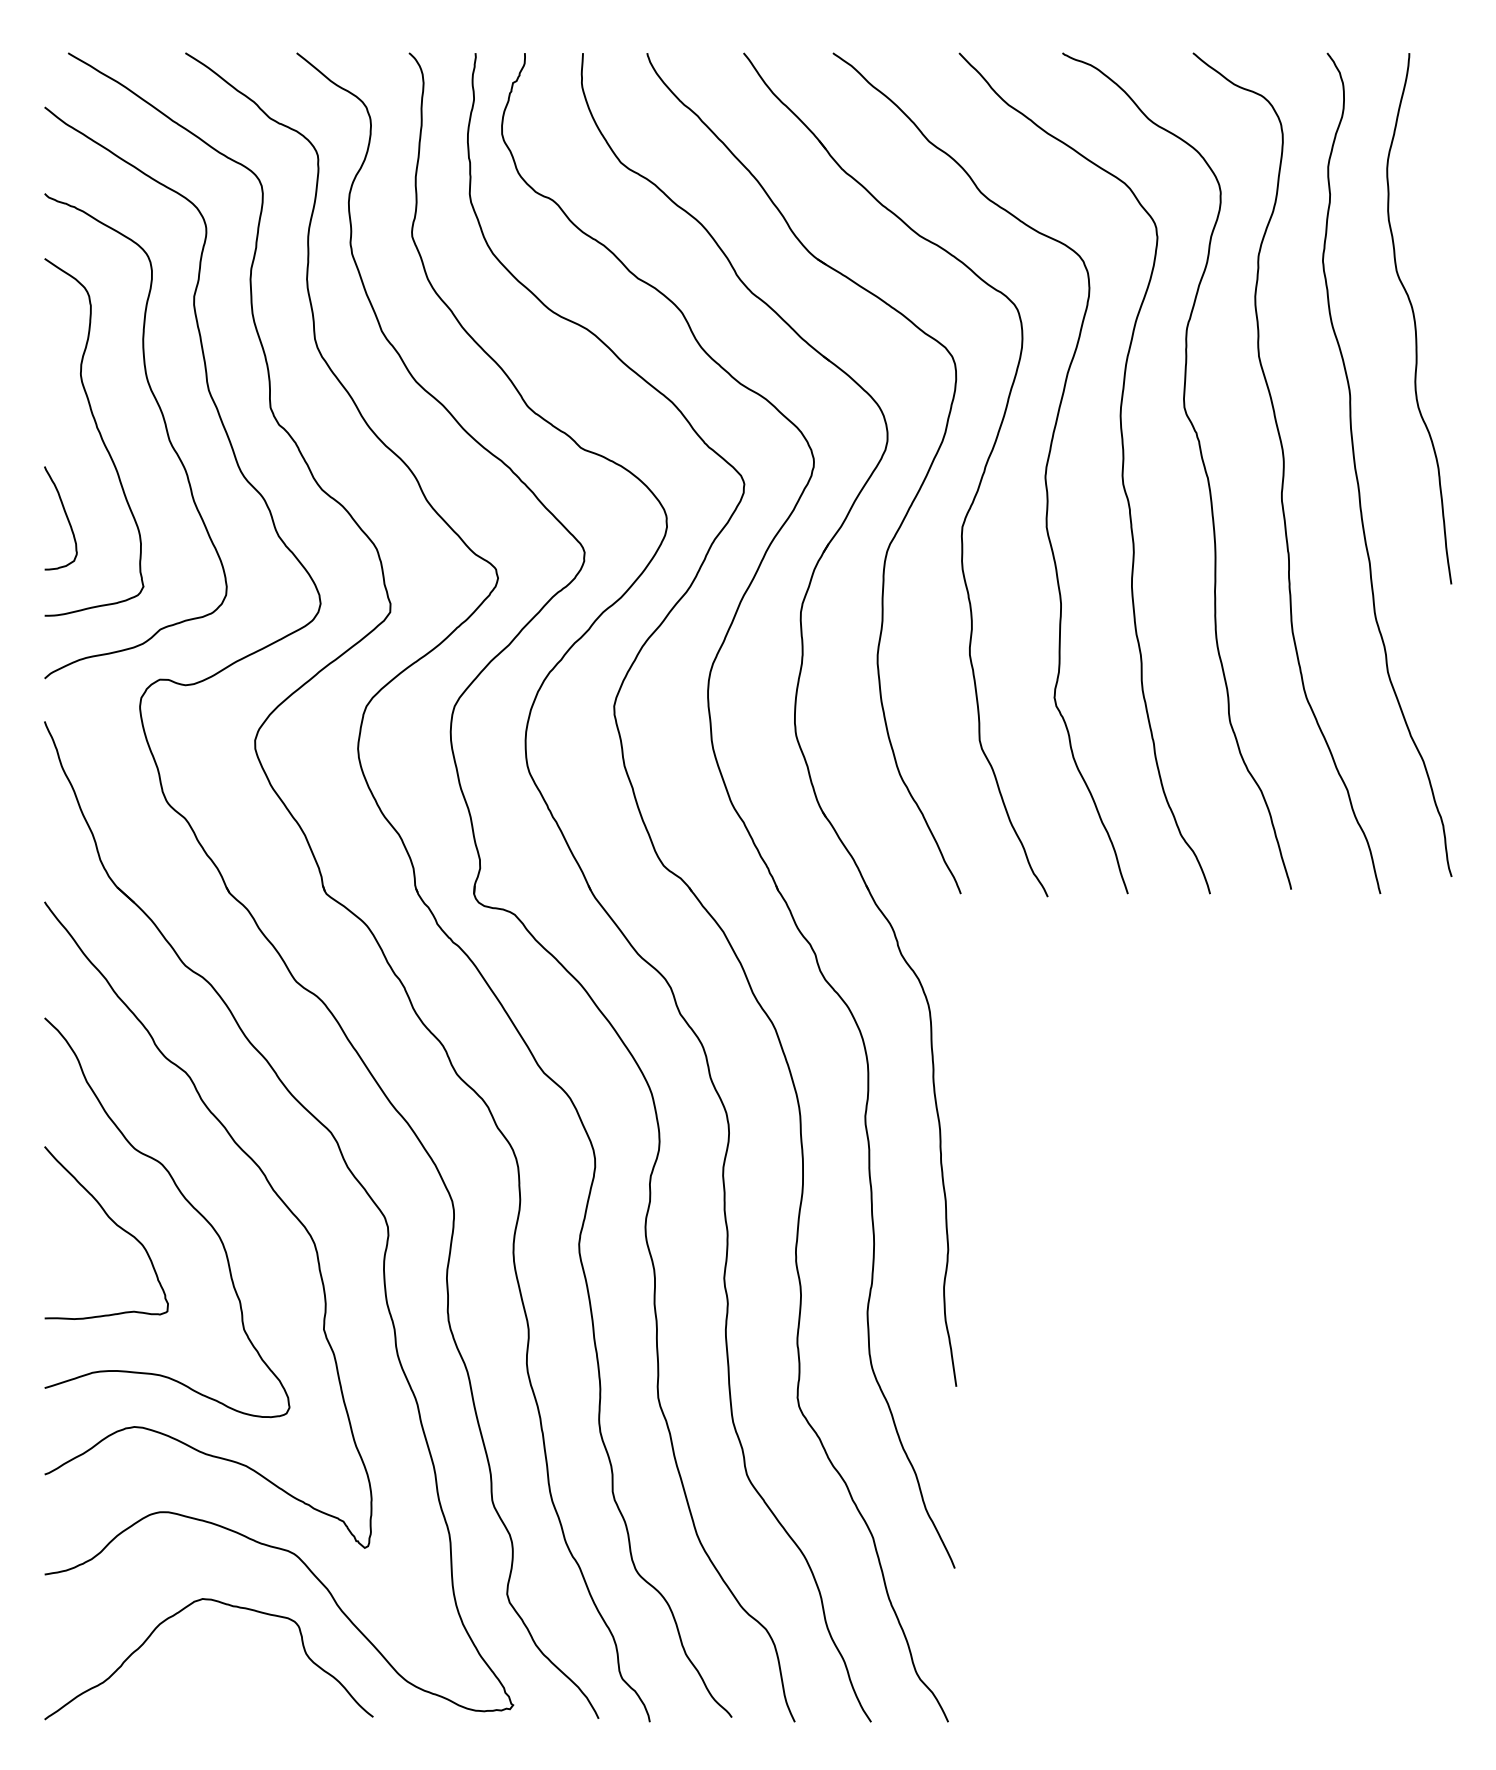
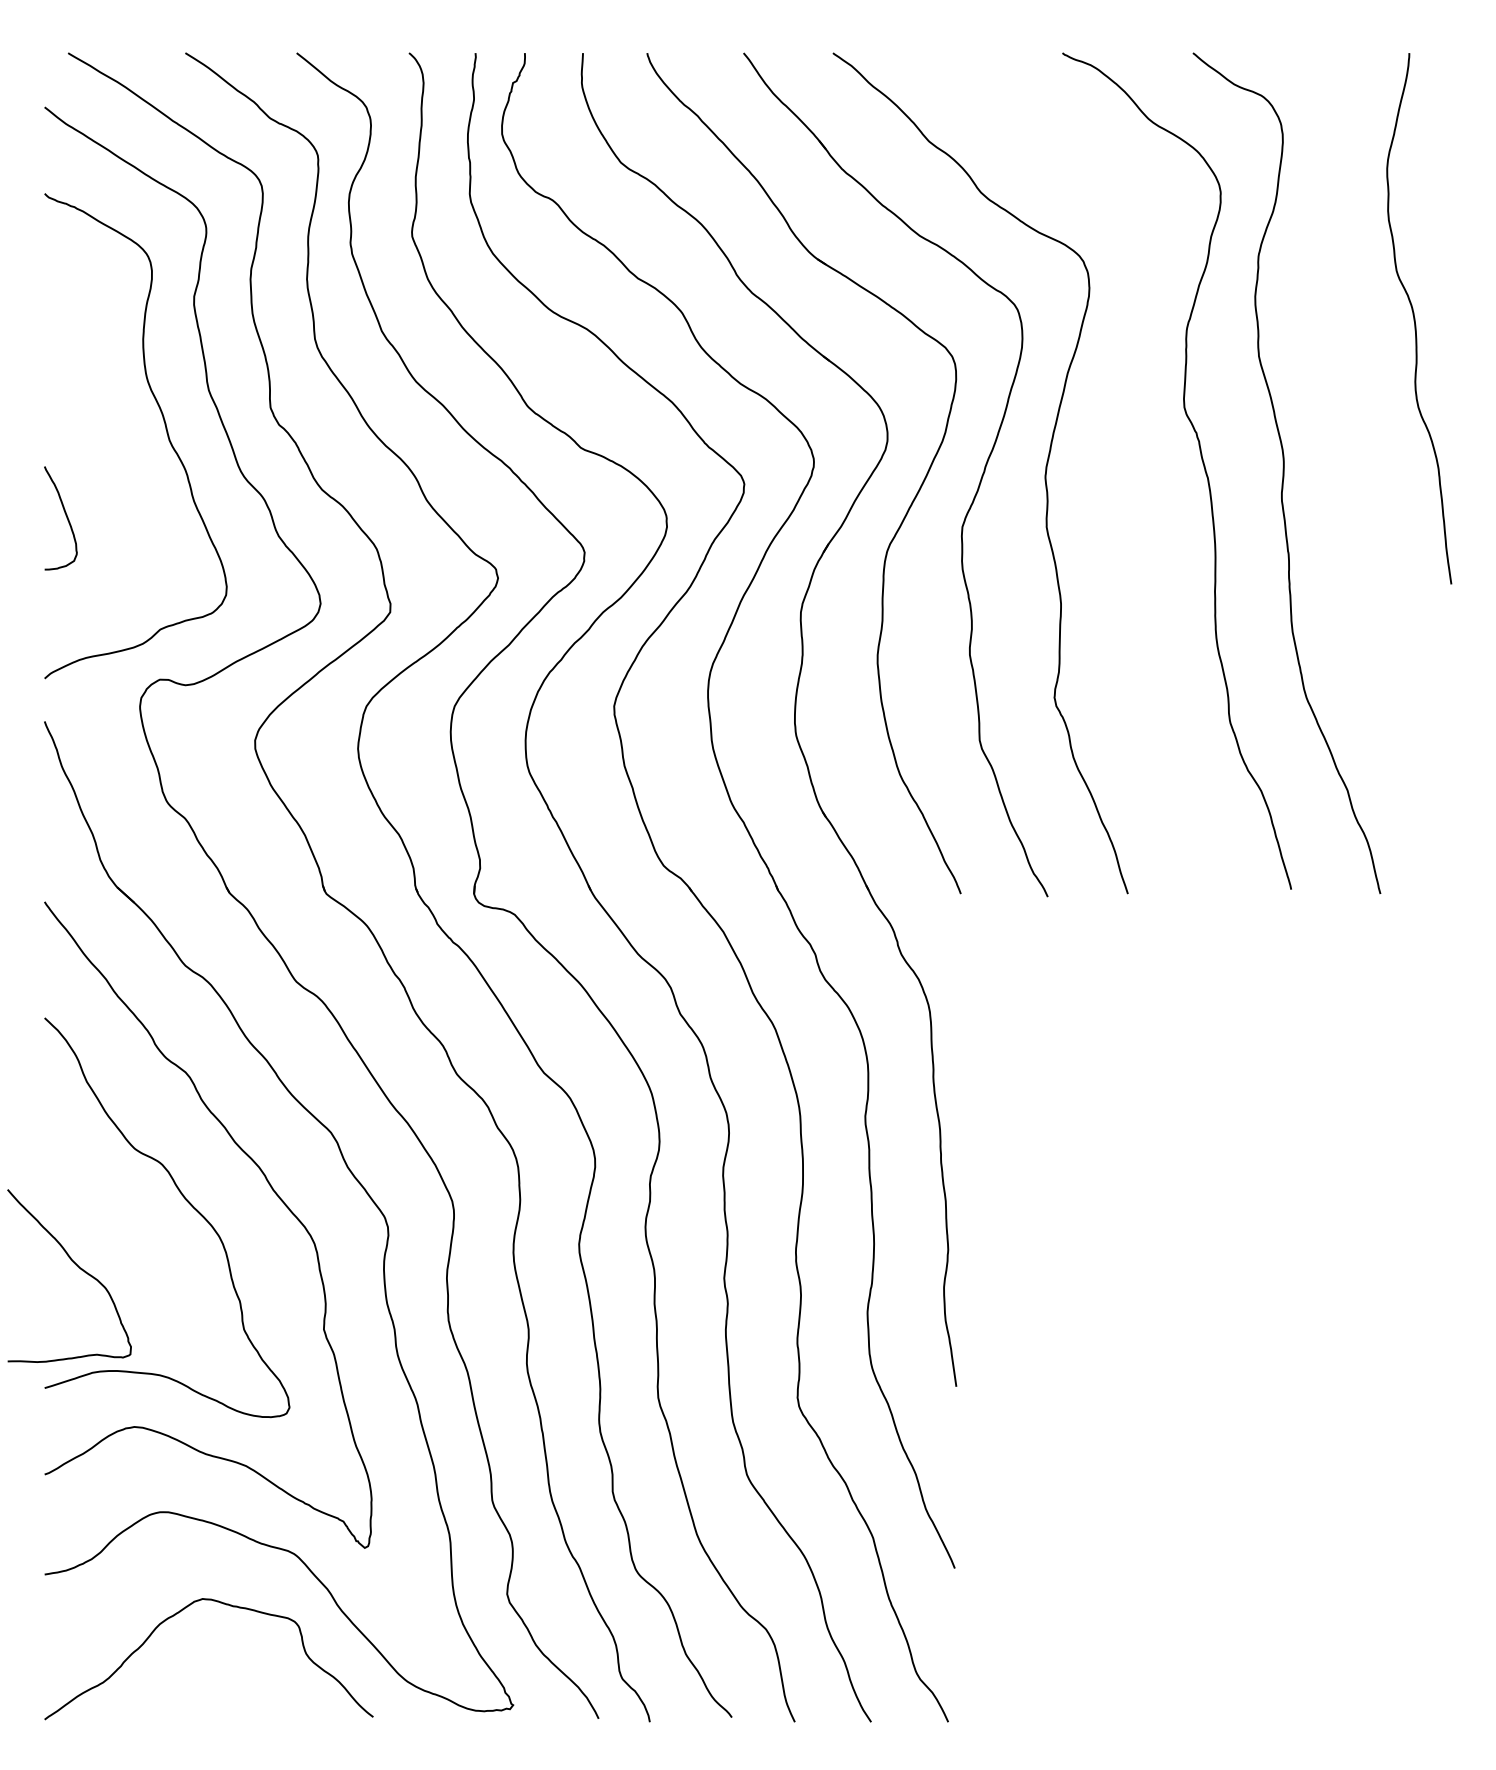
curve: present -> none (99, 435)
curve: present -> none (1356, 468)
curve: present -> none (1121, 473)
curve position: (114, 1223) -> (77, 1266) (77, 1266)
